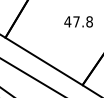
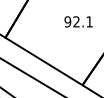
text: 47.8 -> 92.1 (78, 21)
